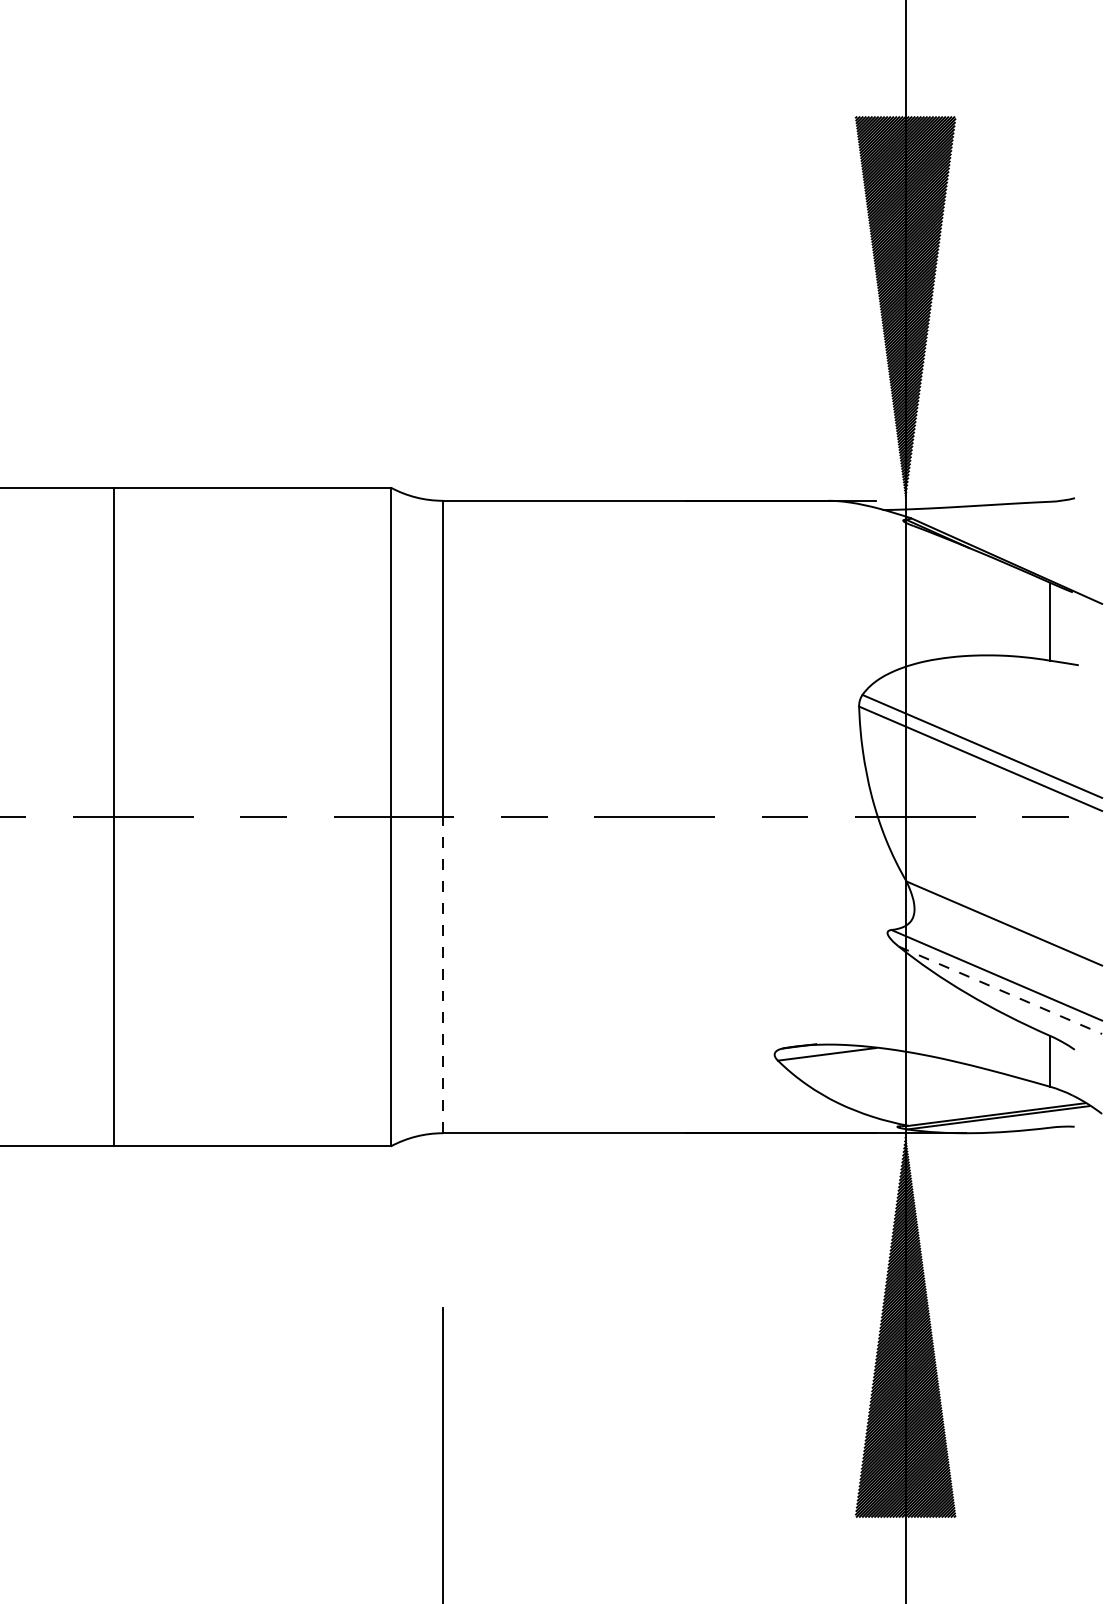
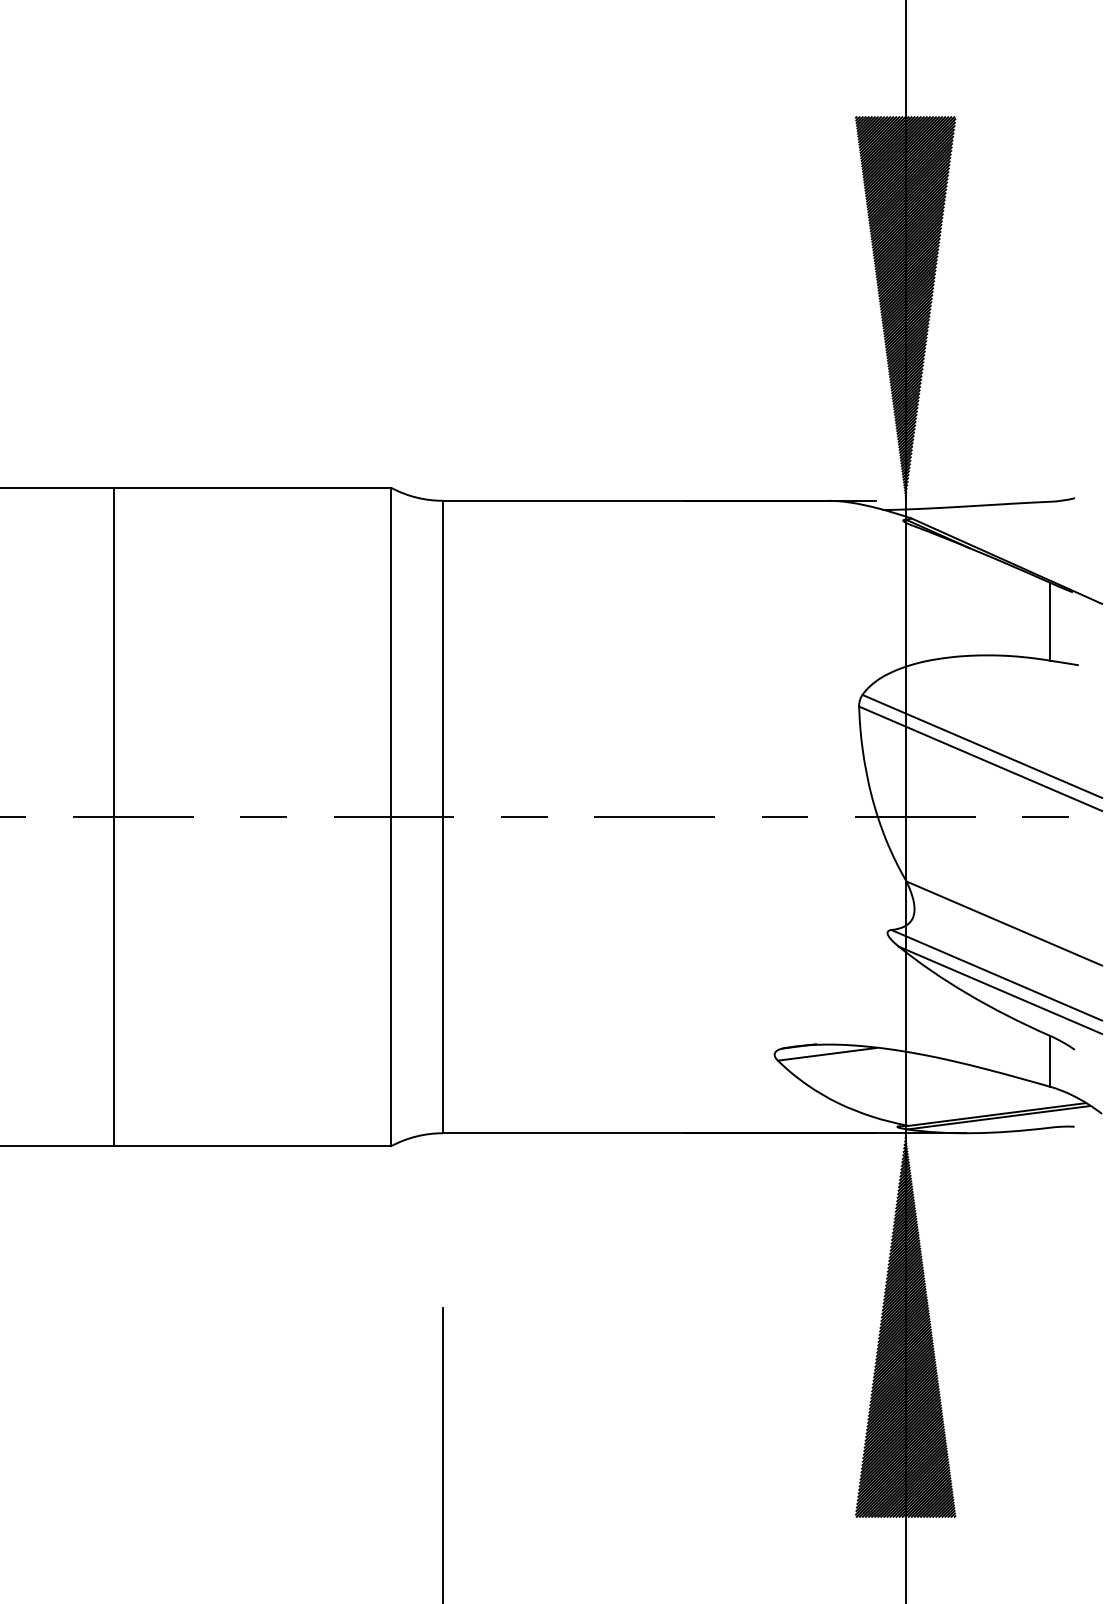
line: dashed -> solid (442, 974)
line: dashed -> solid (1000, 990)
